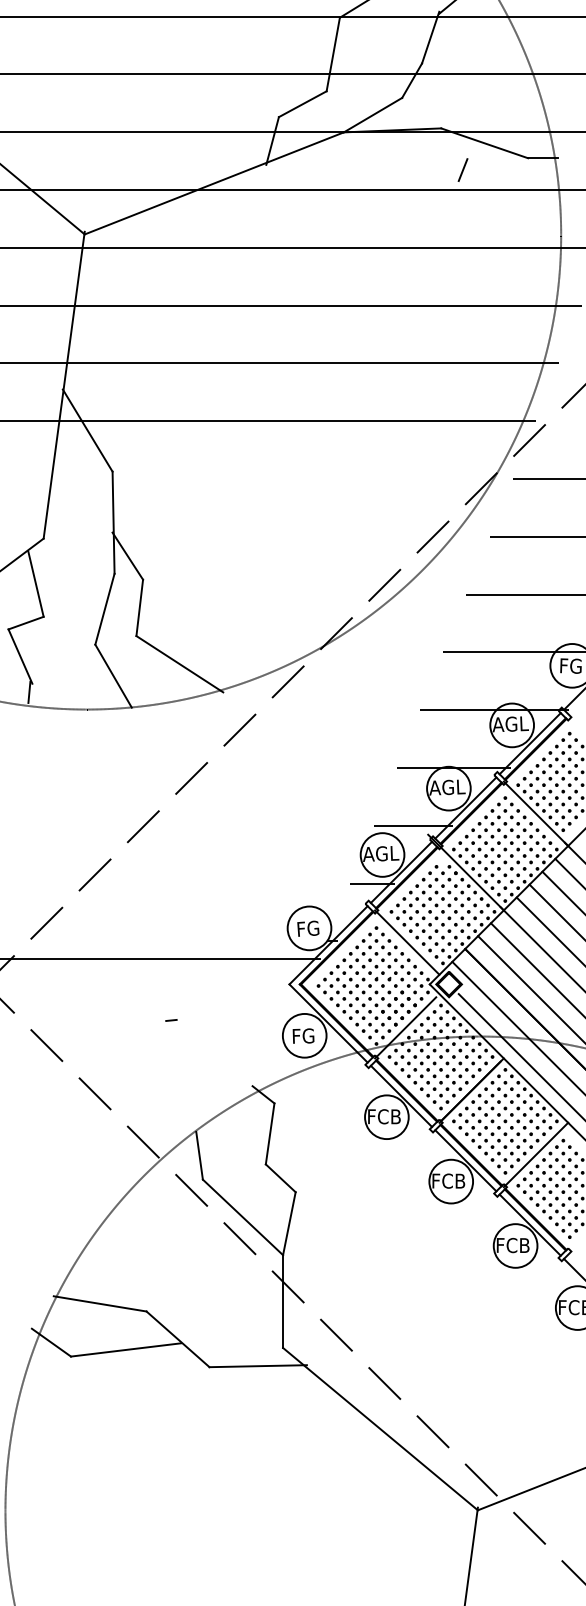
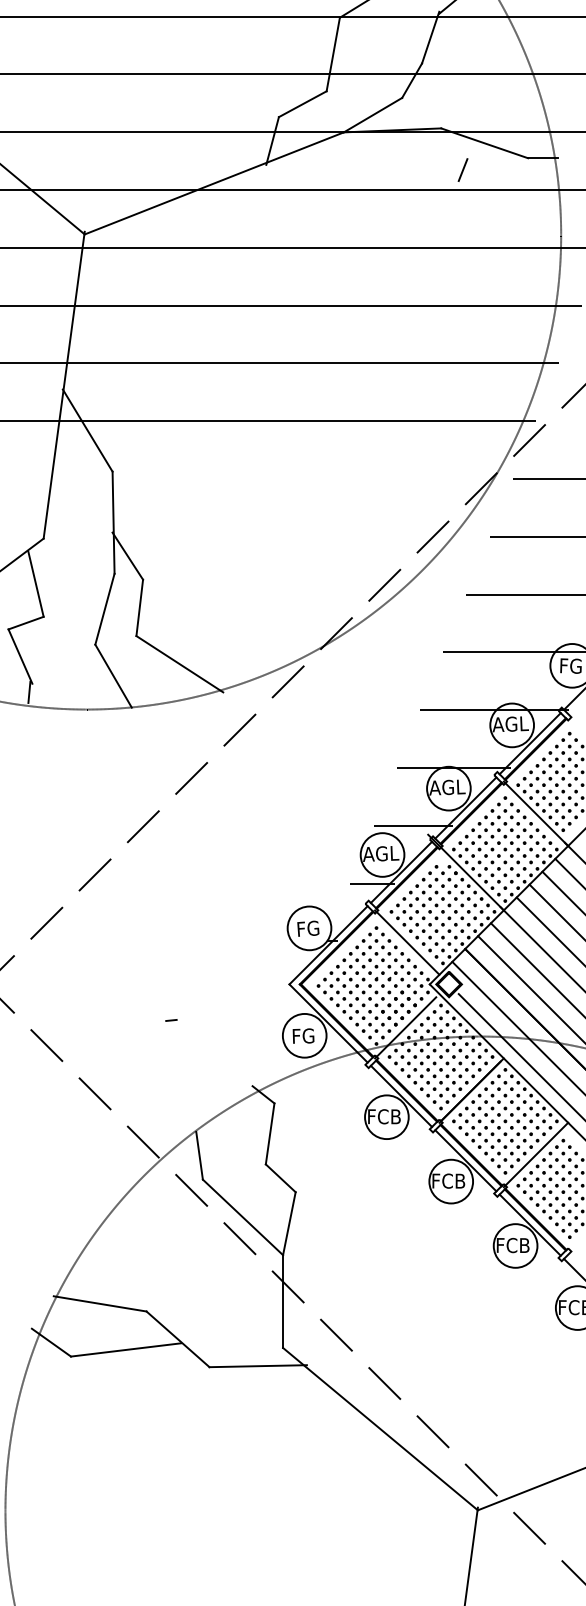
line: present -> none (161, 958)
